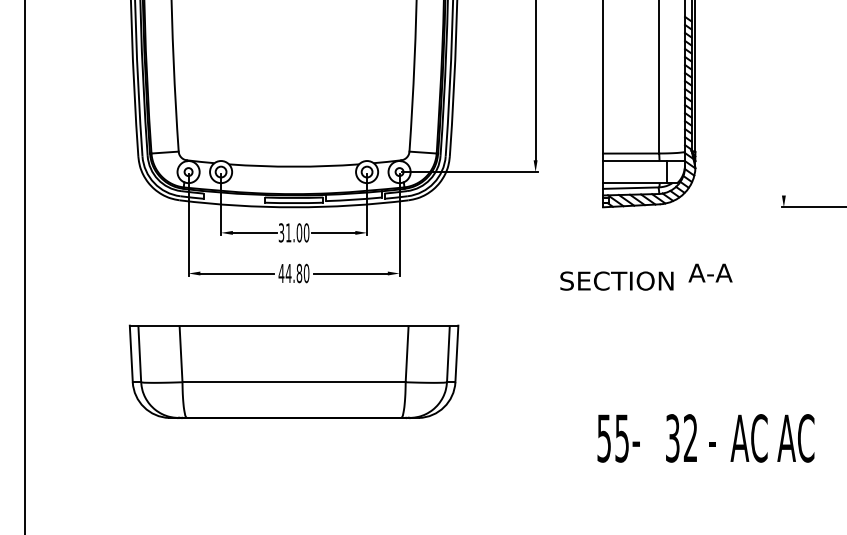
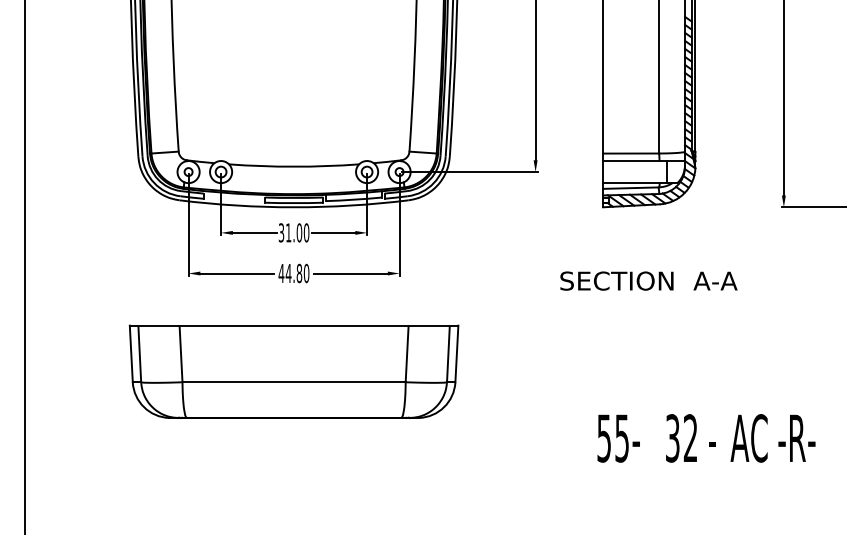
line: none -> present (783, 98)
text position: (710, 272) -> (715, 280) (715, 280)
text: AC -> -R- (796, 438)
